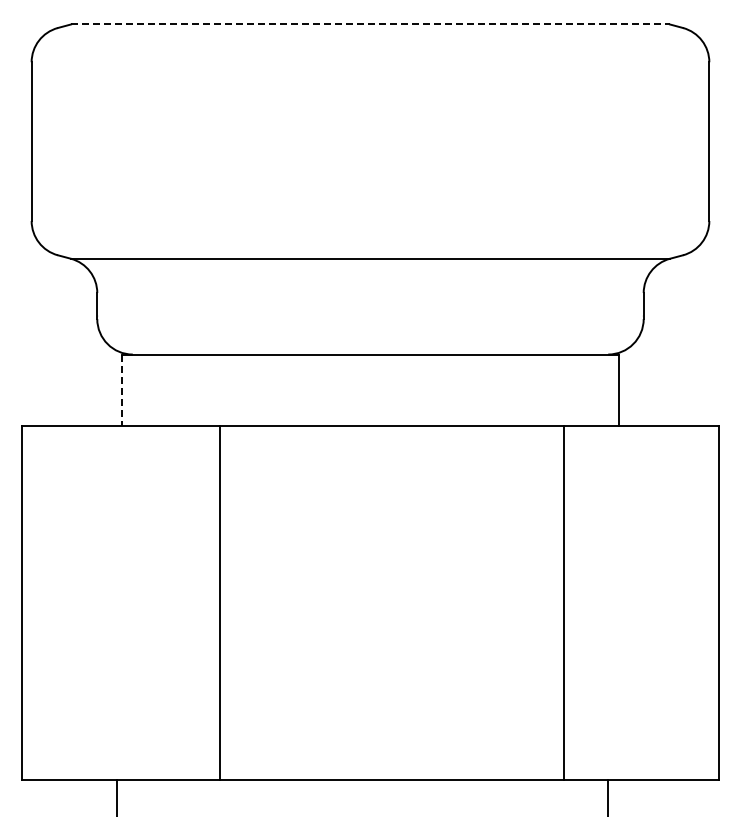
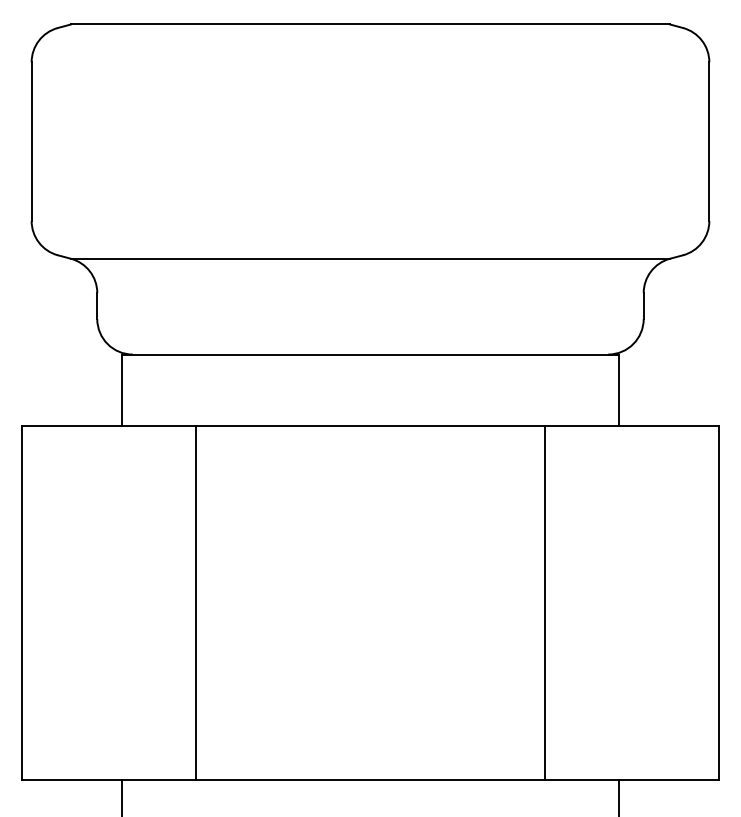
line: dashed -> solid (370, 24)
line: dashed -> solid (122, 390)
line position: (220, 602) -> (196, 602) (196, 602)
line position: (563, 602) -> (544, 602) (544, 602)
line position: (117, 796) -> (122, 796) (122, 796)
line position: (607, 796) -> (618, 796) (618, 796)
